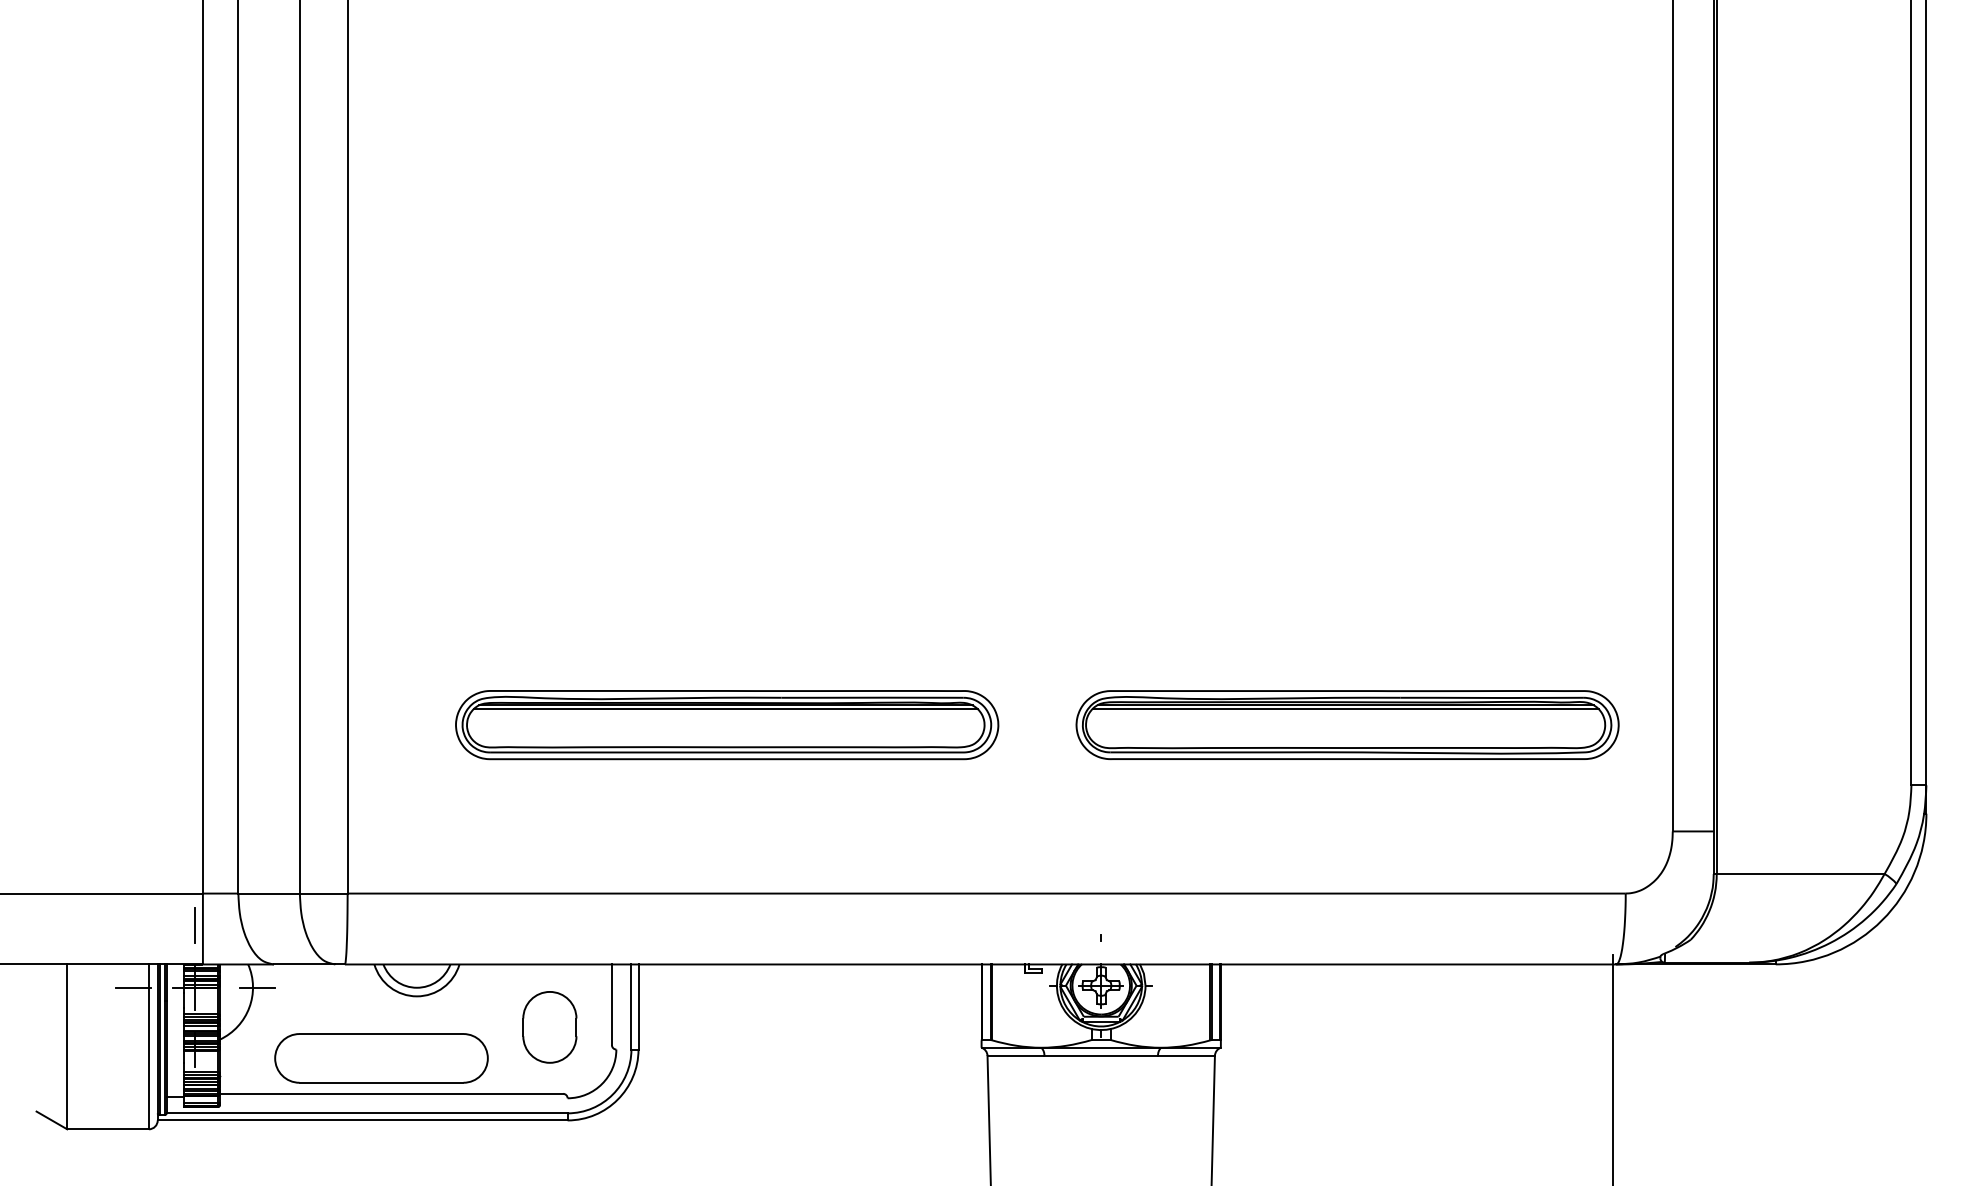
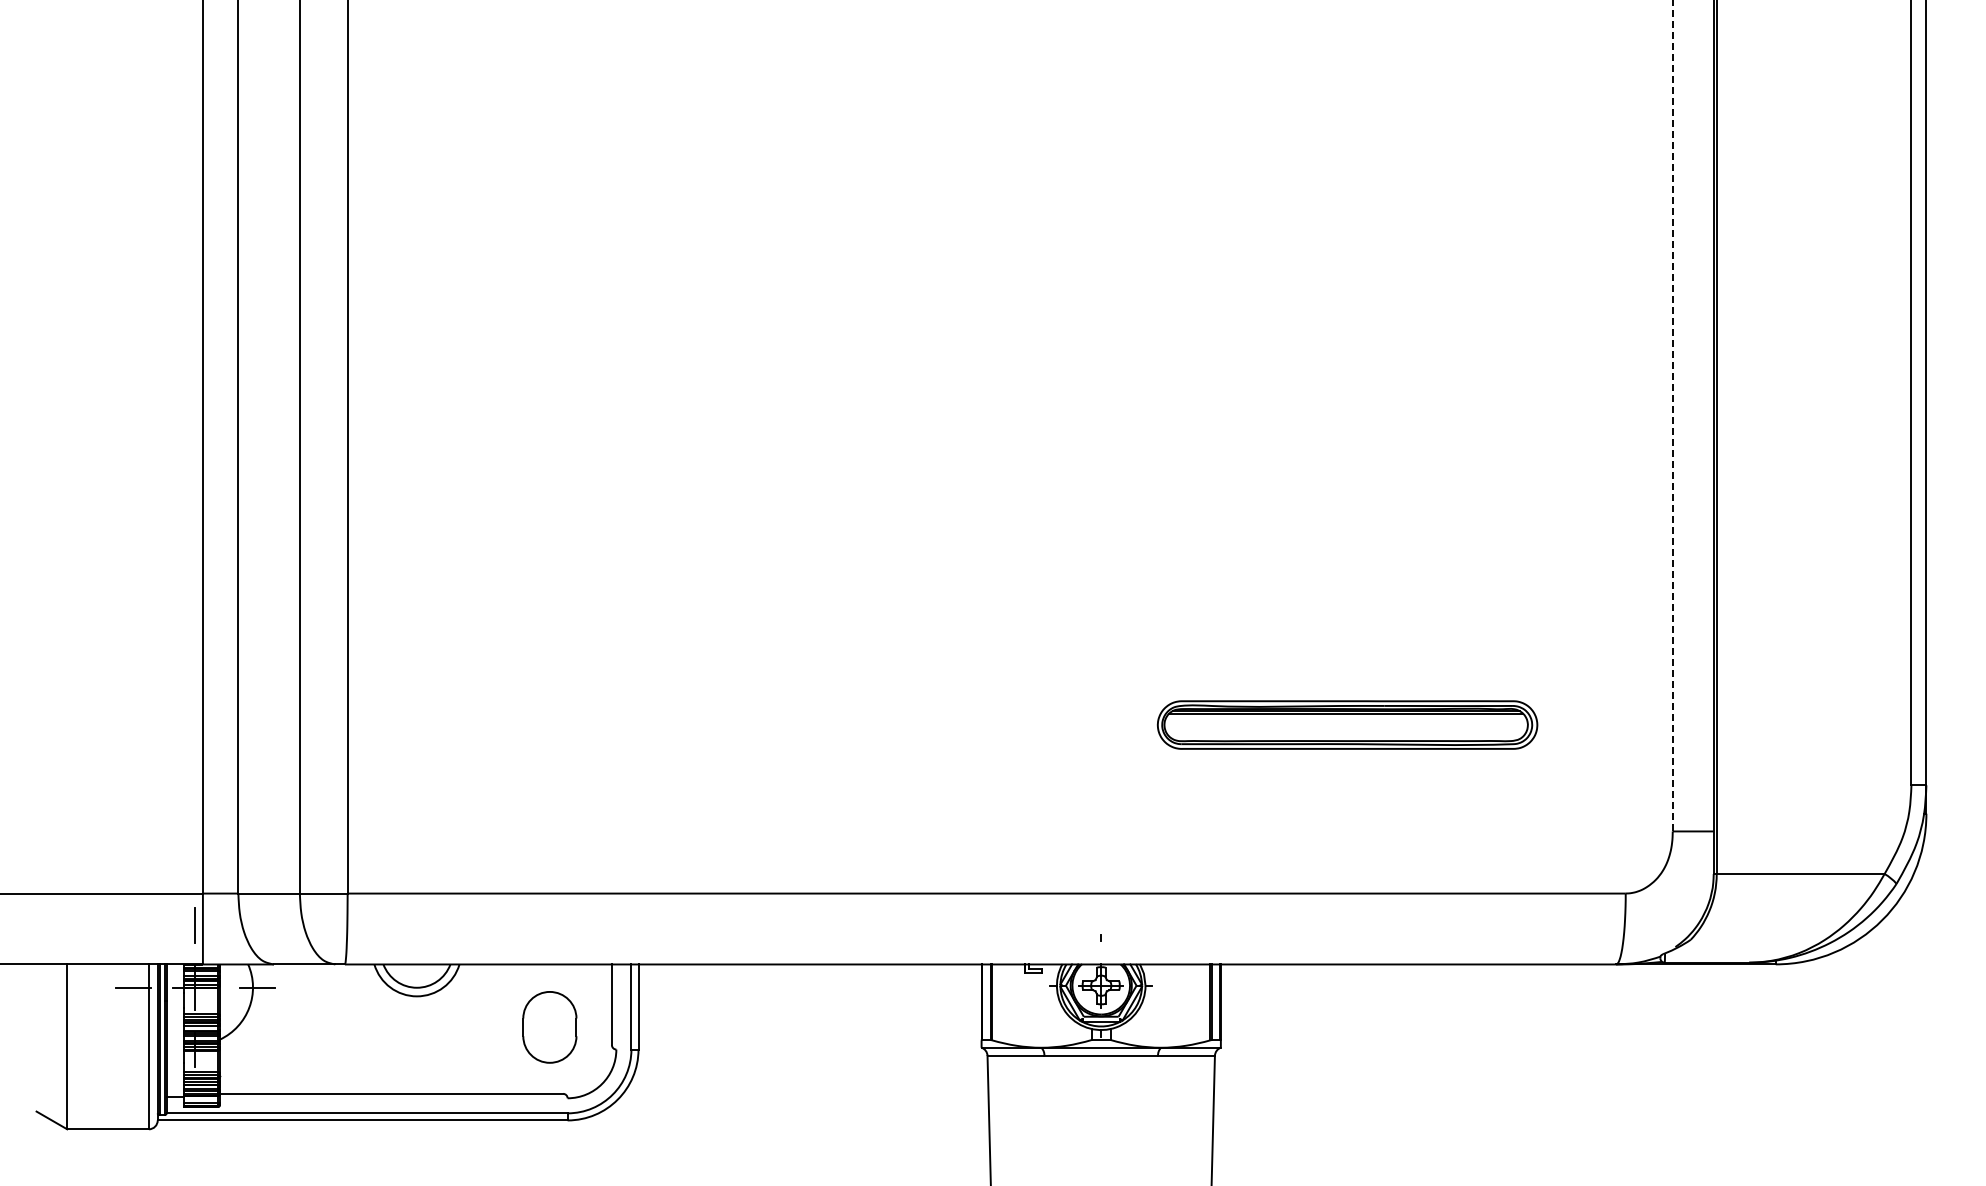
line: solid -> dashed (1672, 415)
part size: 545x70 px -> 383x50 px (1347, 724)
part: present -> none (727, 725)
part: present -> none (381, 1058)
line: present -> none (1613, 1068)
